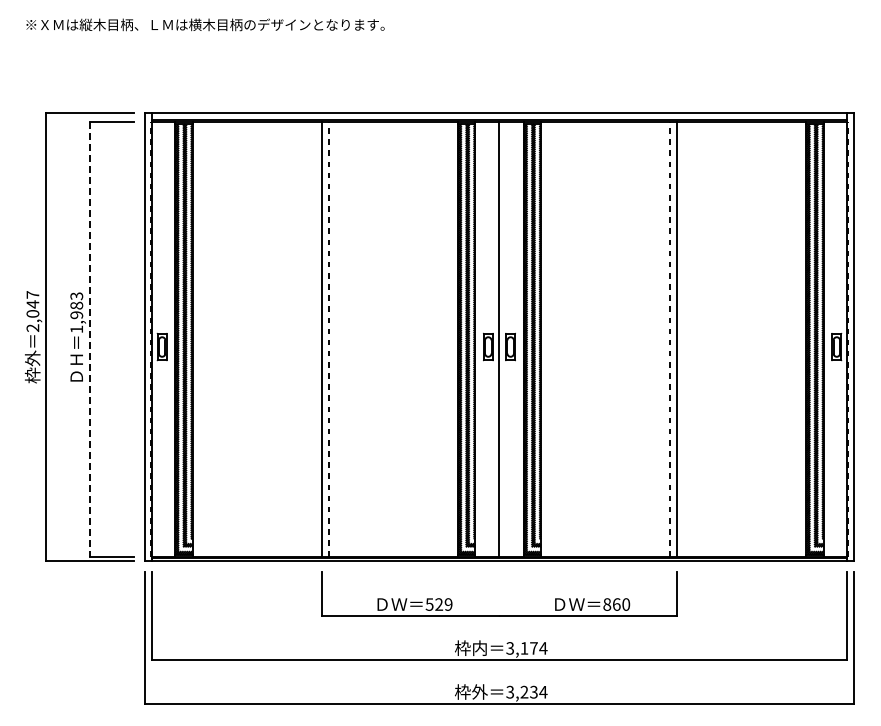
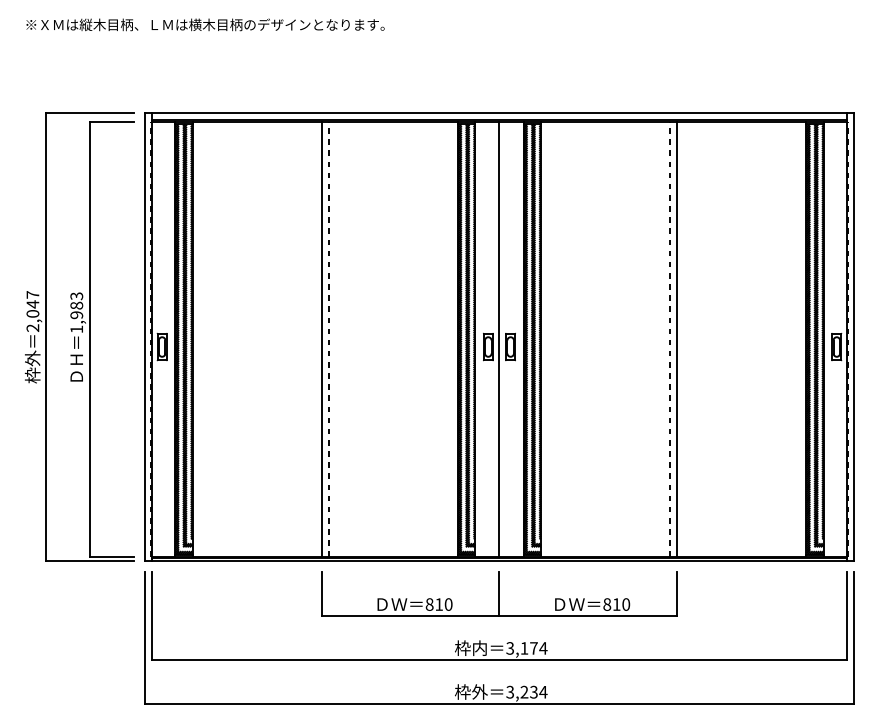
line: dashed -> solid (90, 340)
line: none -> present (499, 594)
text: 529 -> 810 (438, 604)
text: 860 -> 810 (616, 604)
